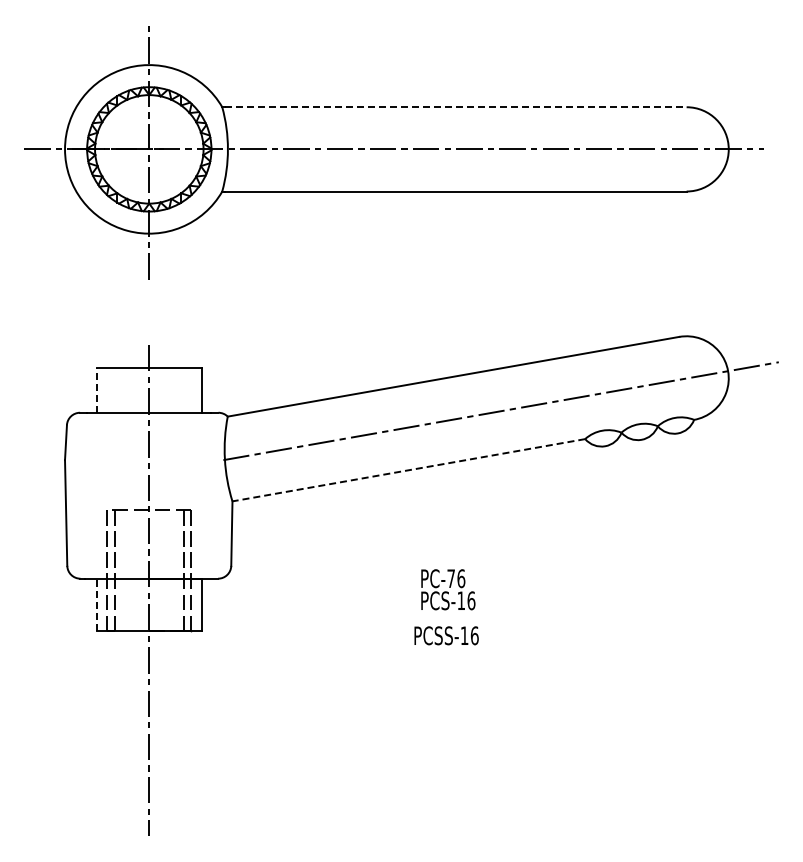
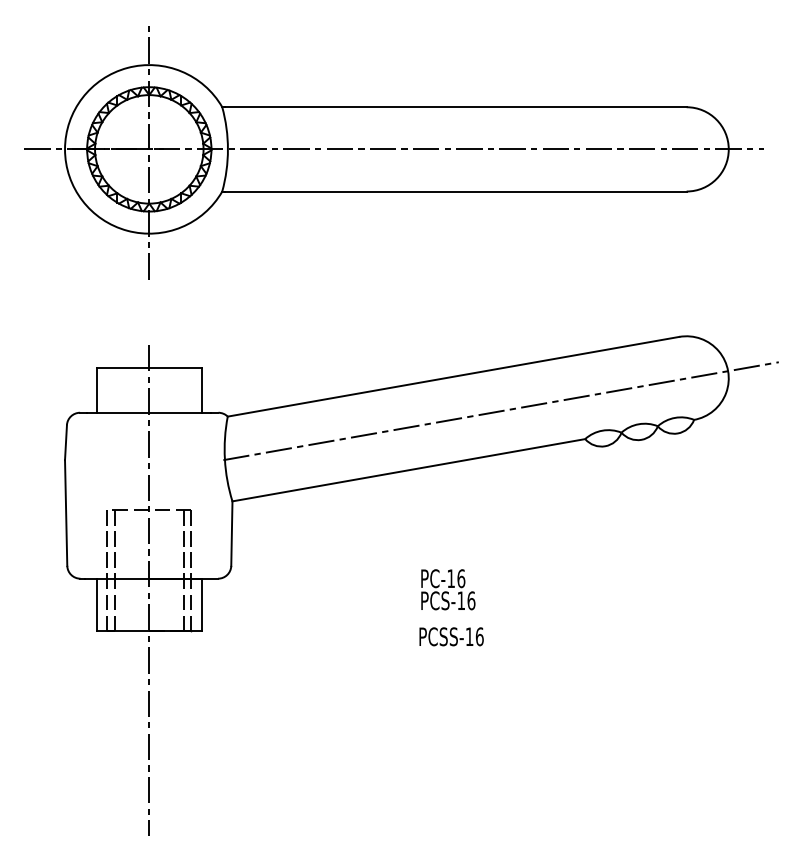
line: dashed -> solid (455, 107)
line: dashed -> solid (96, 389)
line: dashed -> solid (408, 470)
text: PC-76 -> PC-16 (450, 578)
line: dashed -> solid (96, 604)
text position: (446, 635) -> (451, 636) (451, 636)
